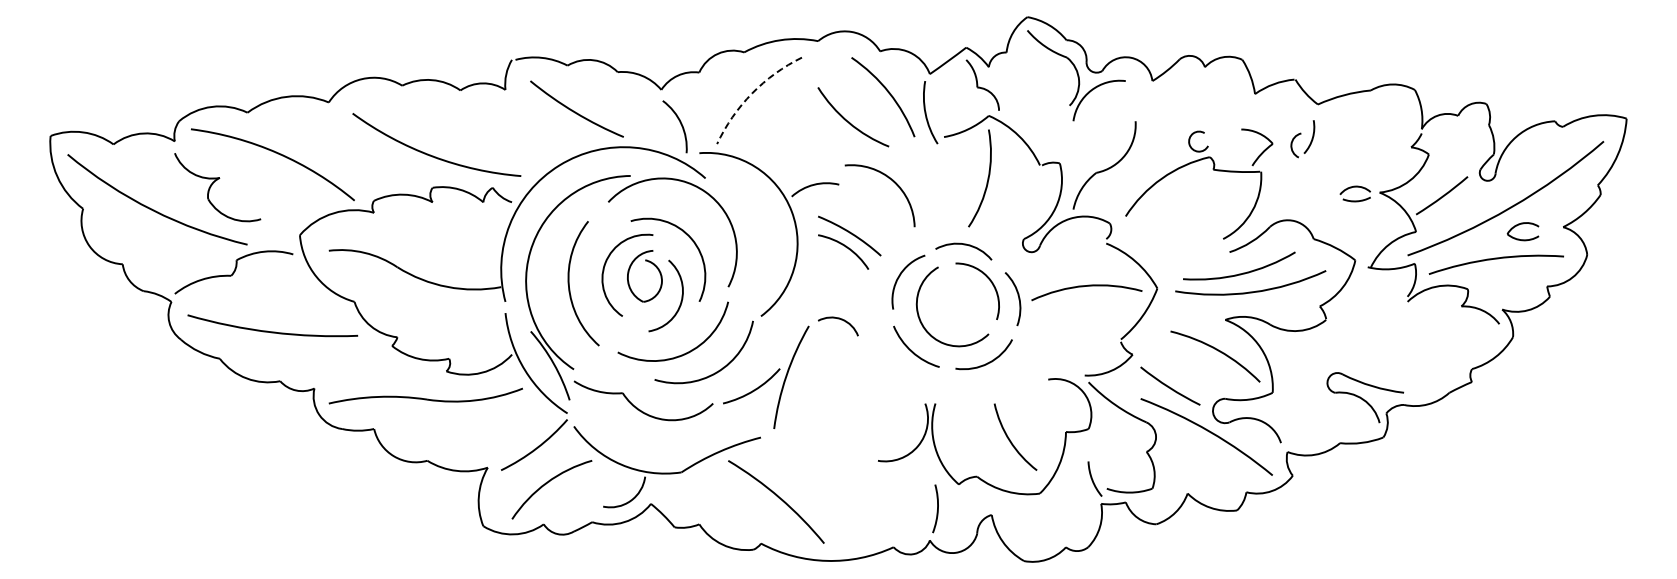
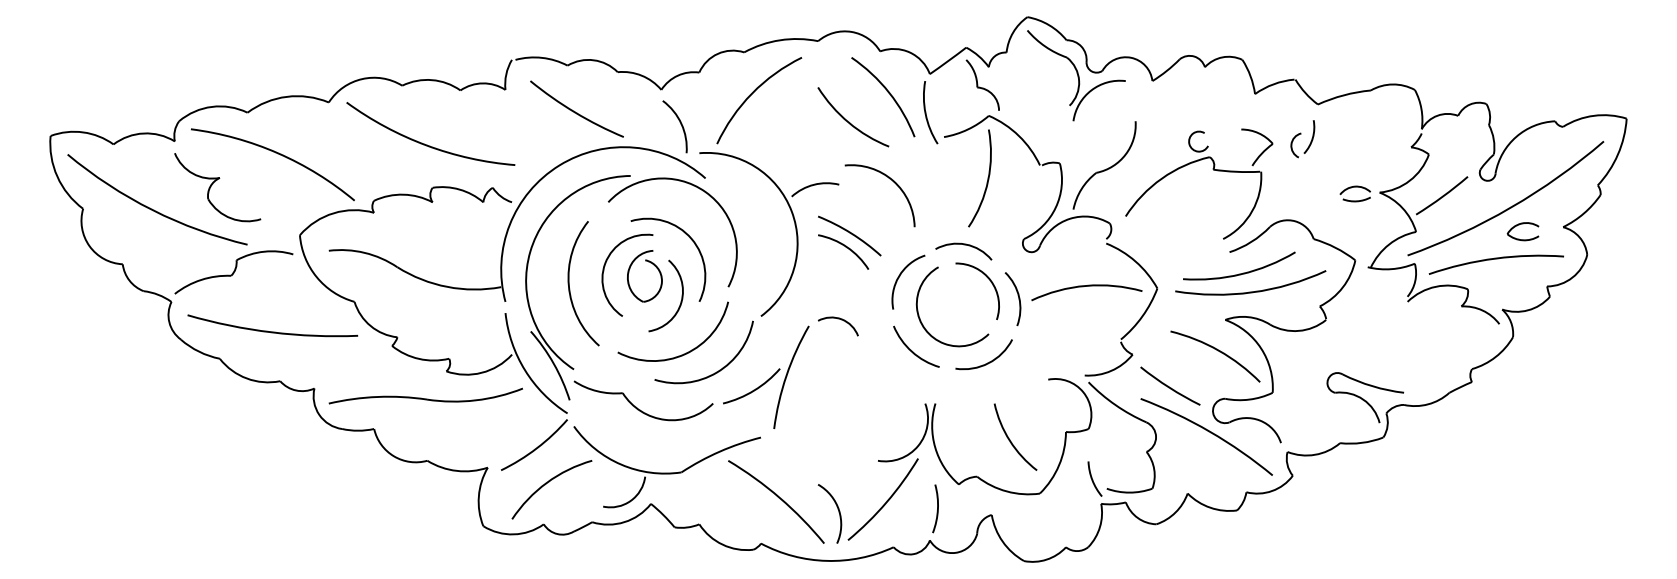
arc: dashed -> solid (752, 93)
arc position: (433, 155) -> (427, 144) (427, 144)
part: none -> present (878, 509)
